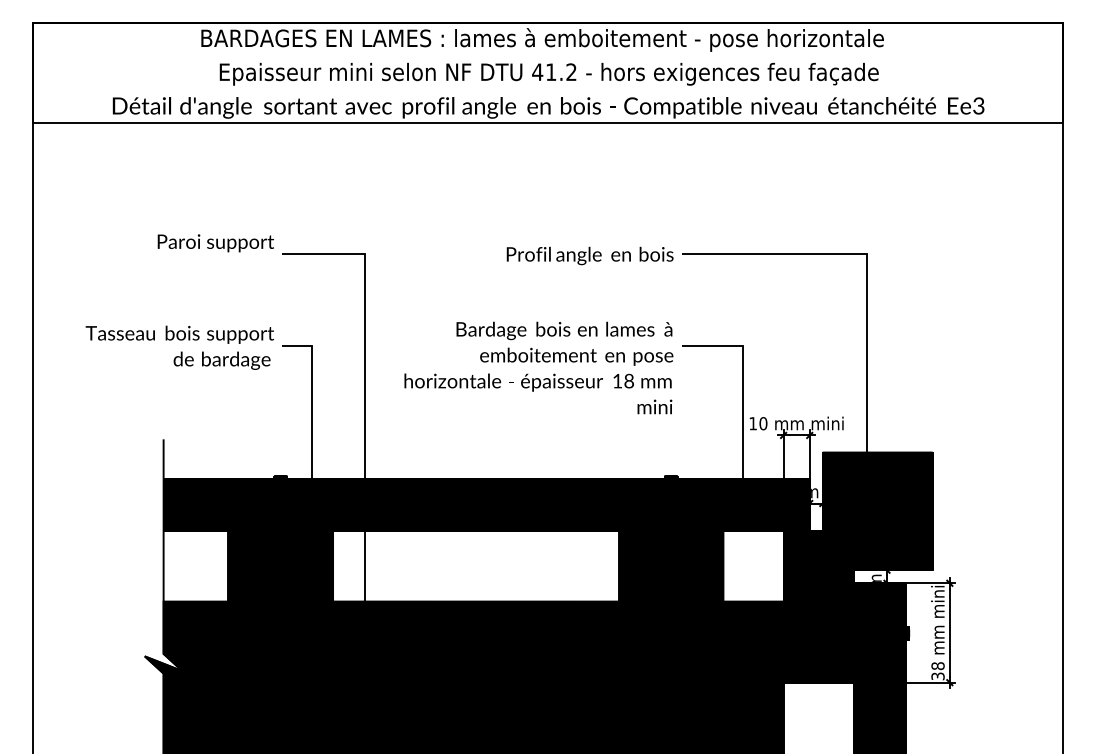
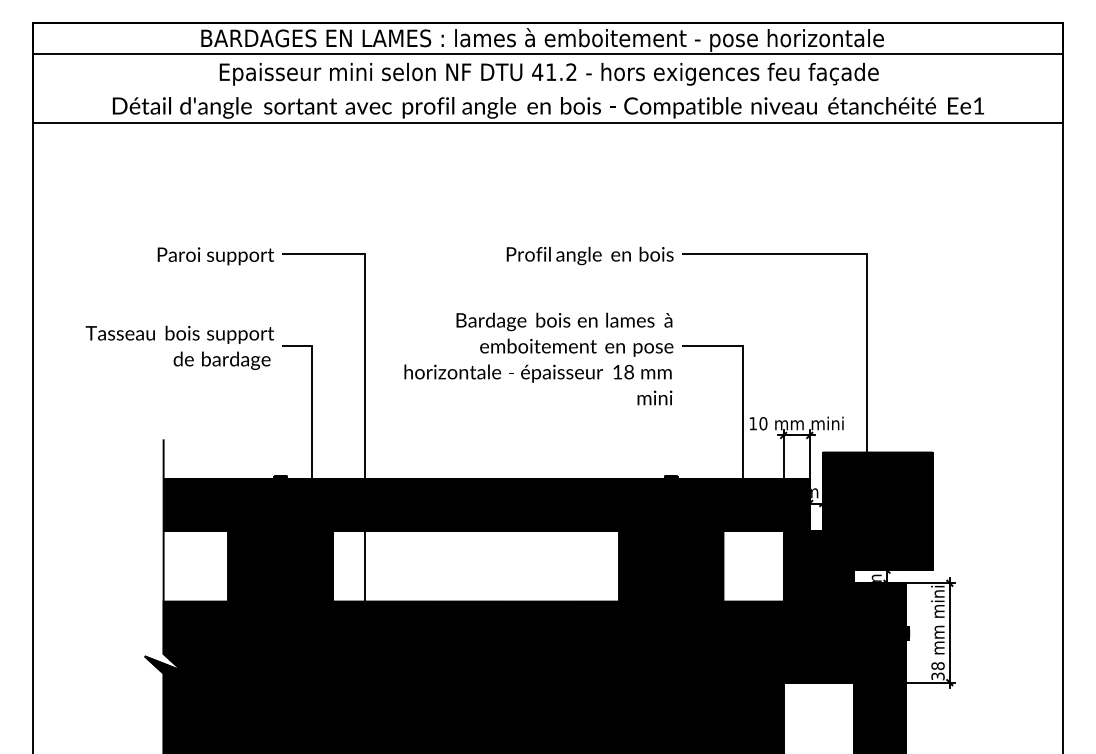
line: none -> present (547, 54)
text: Ee3 -> Ee1 (978, 105)
text position: (215, 243) -> (215, 256) (215, 256)
text position: (538, 367) -> (538, 358) (538, 358)
